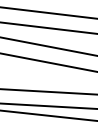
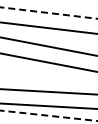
line: solid -> dashed (49, 13)
line: solid -> dashed (48, 115)
